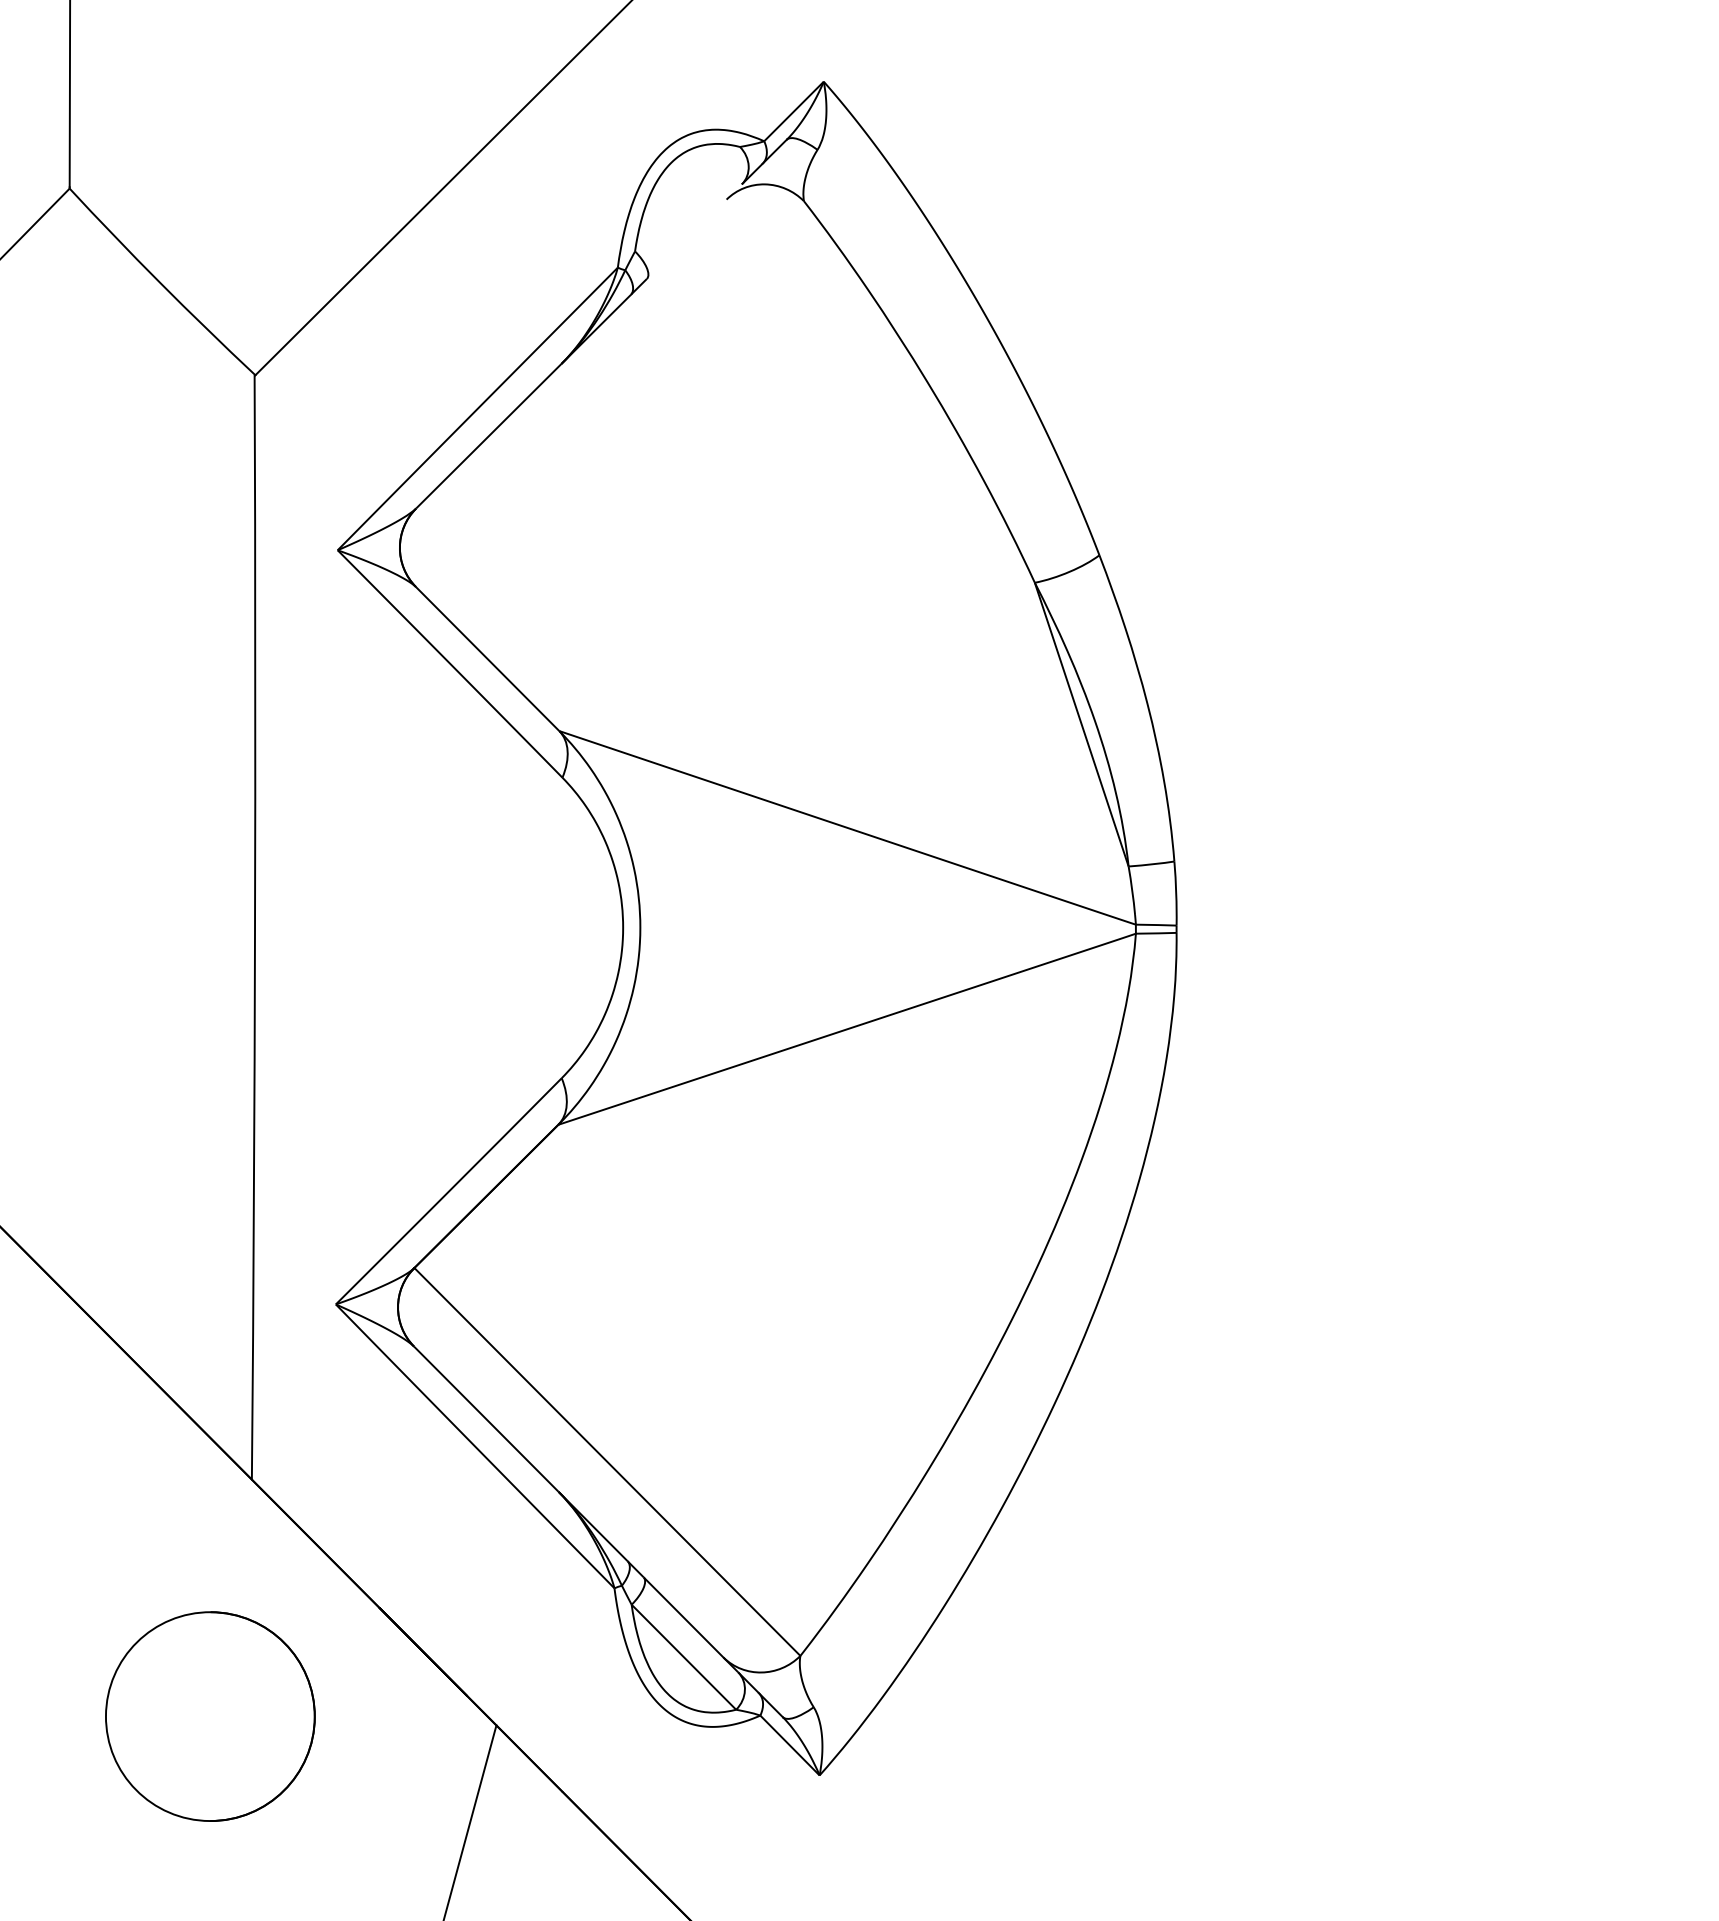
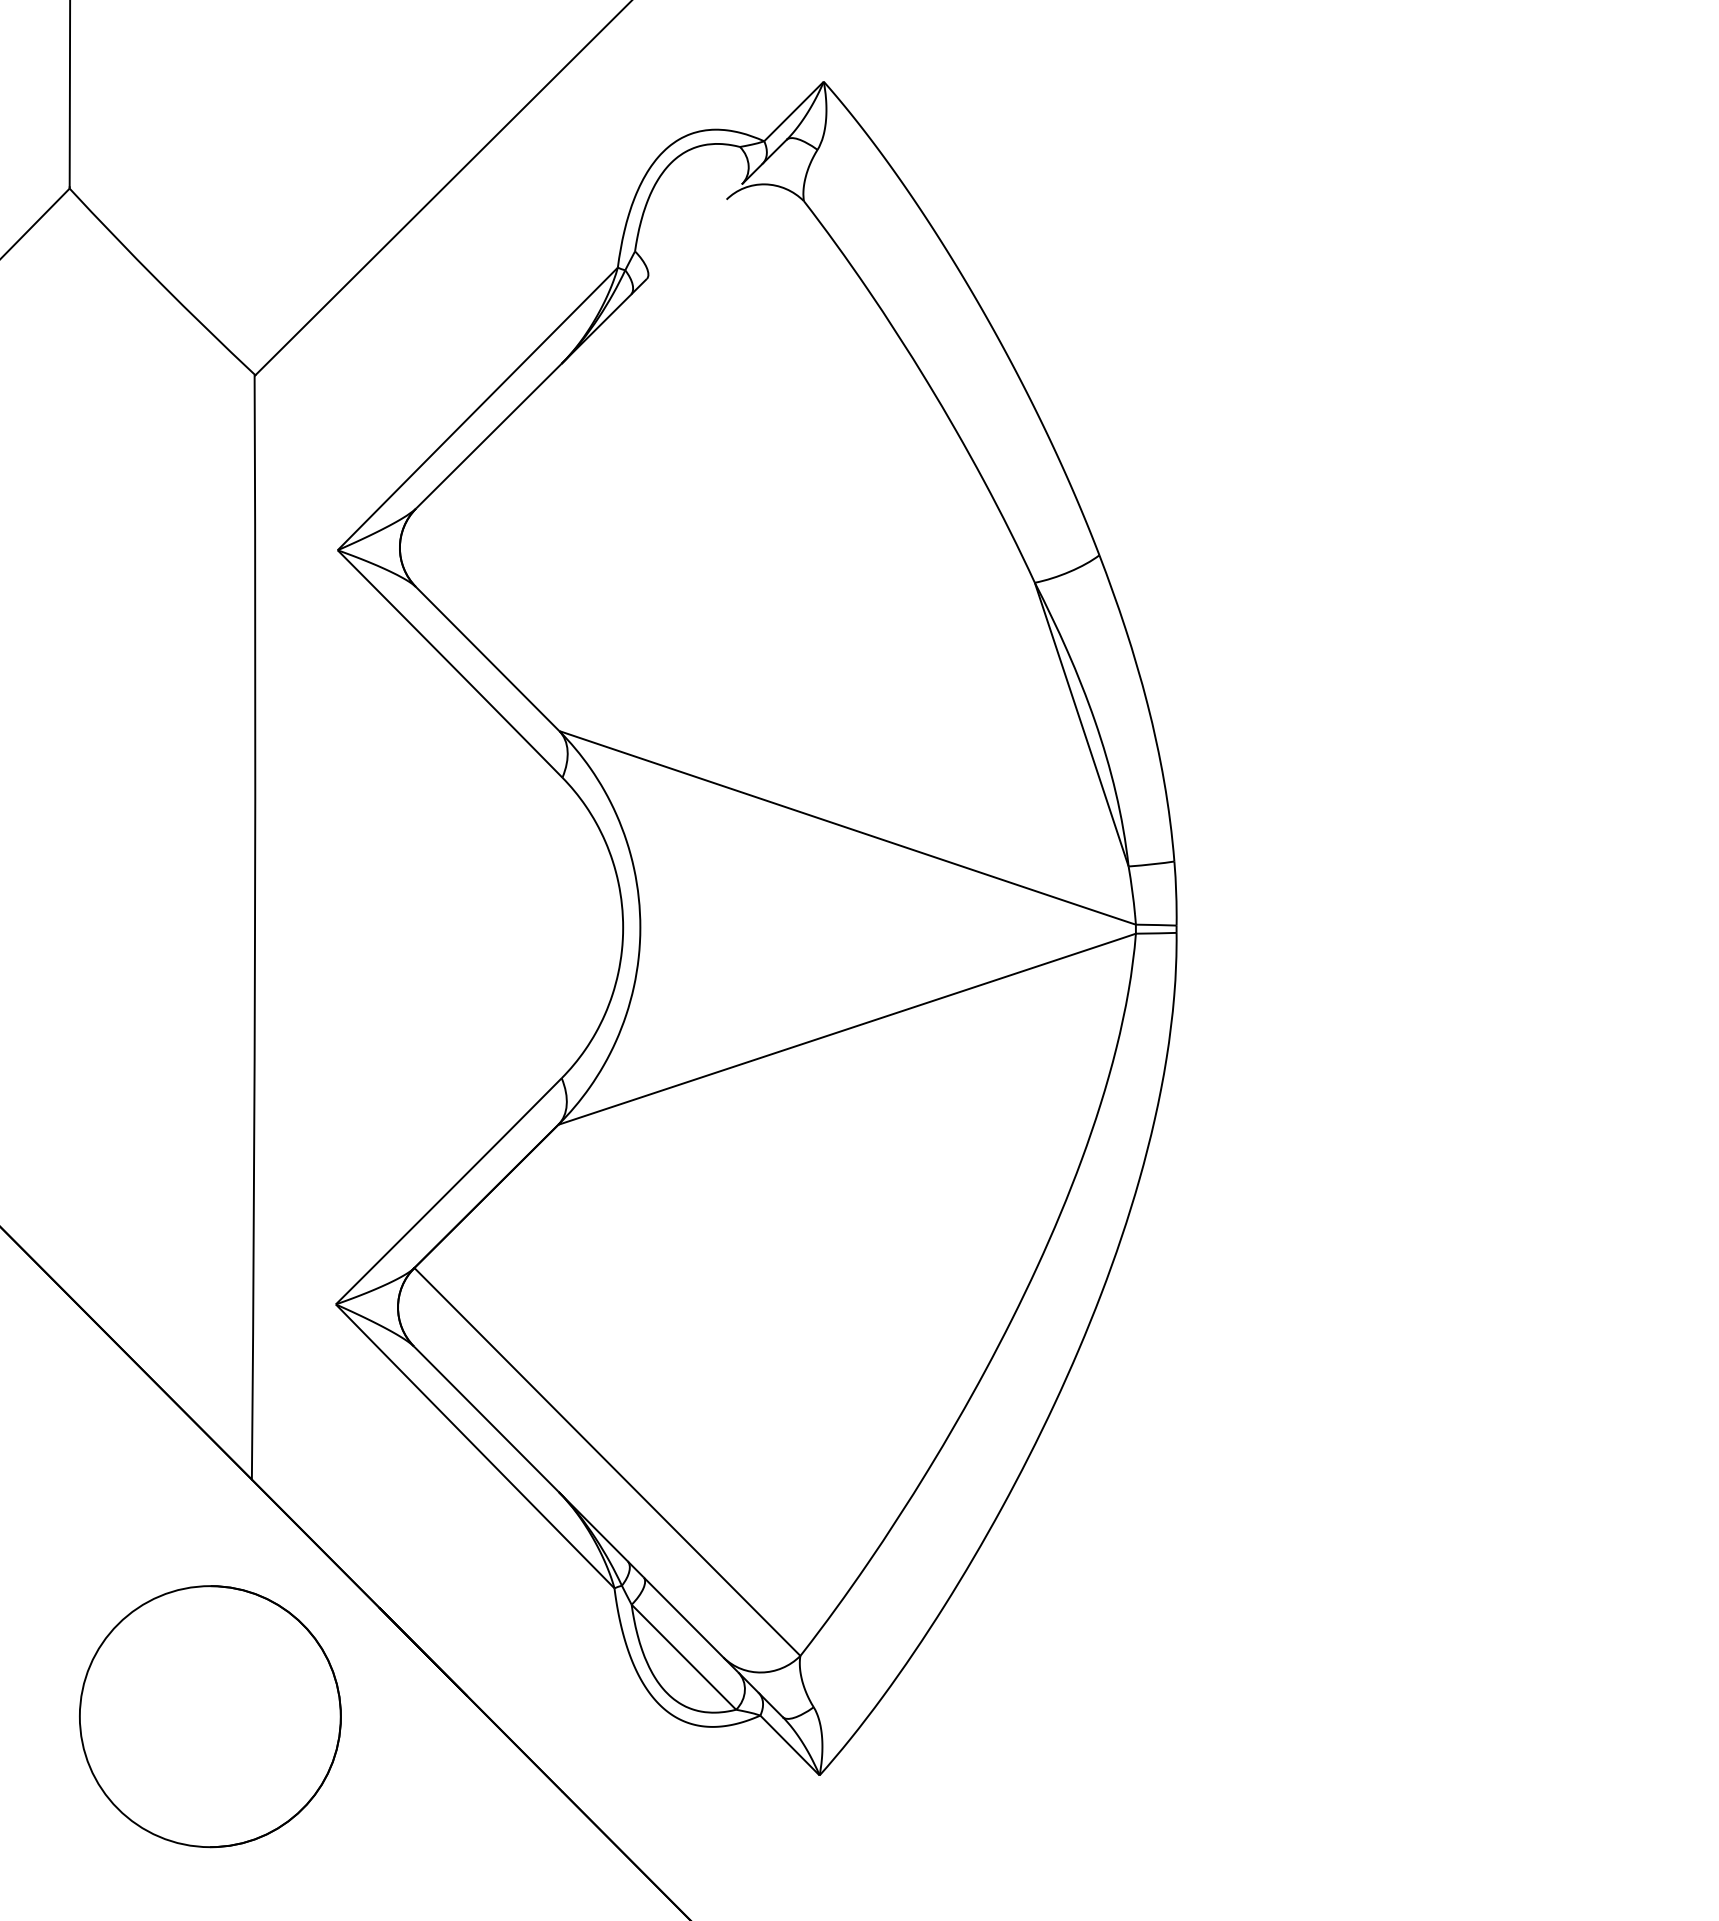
part size: 211x211 px -> 263x264 px (210, 1716)
line: present -> none (470, 1821)
